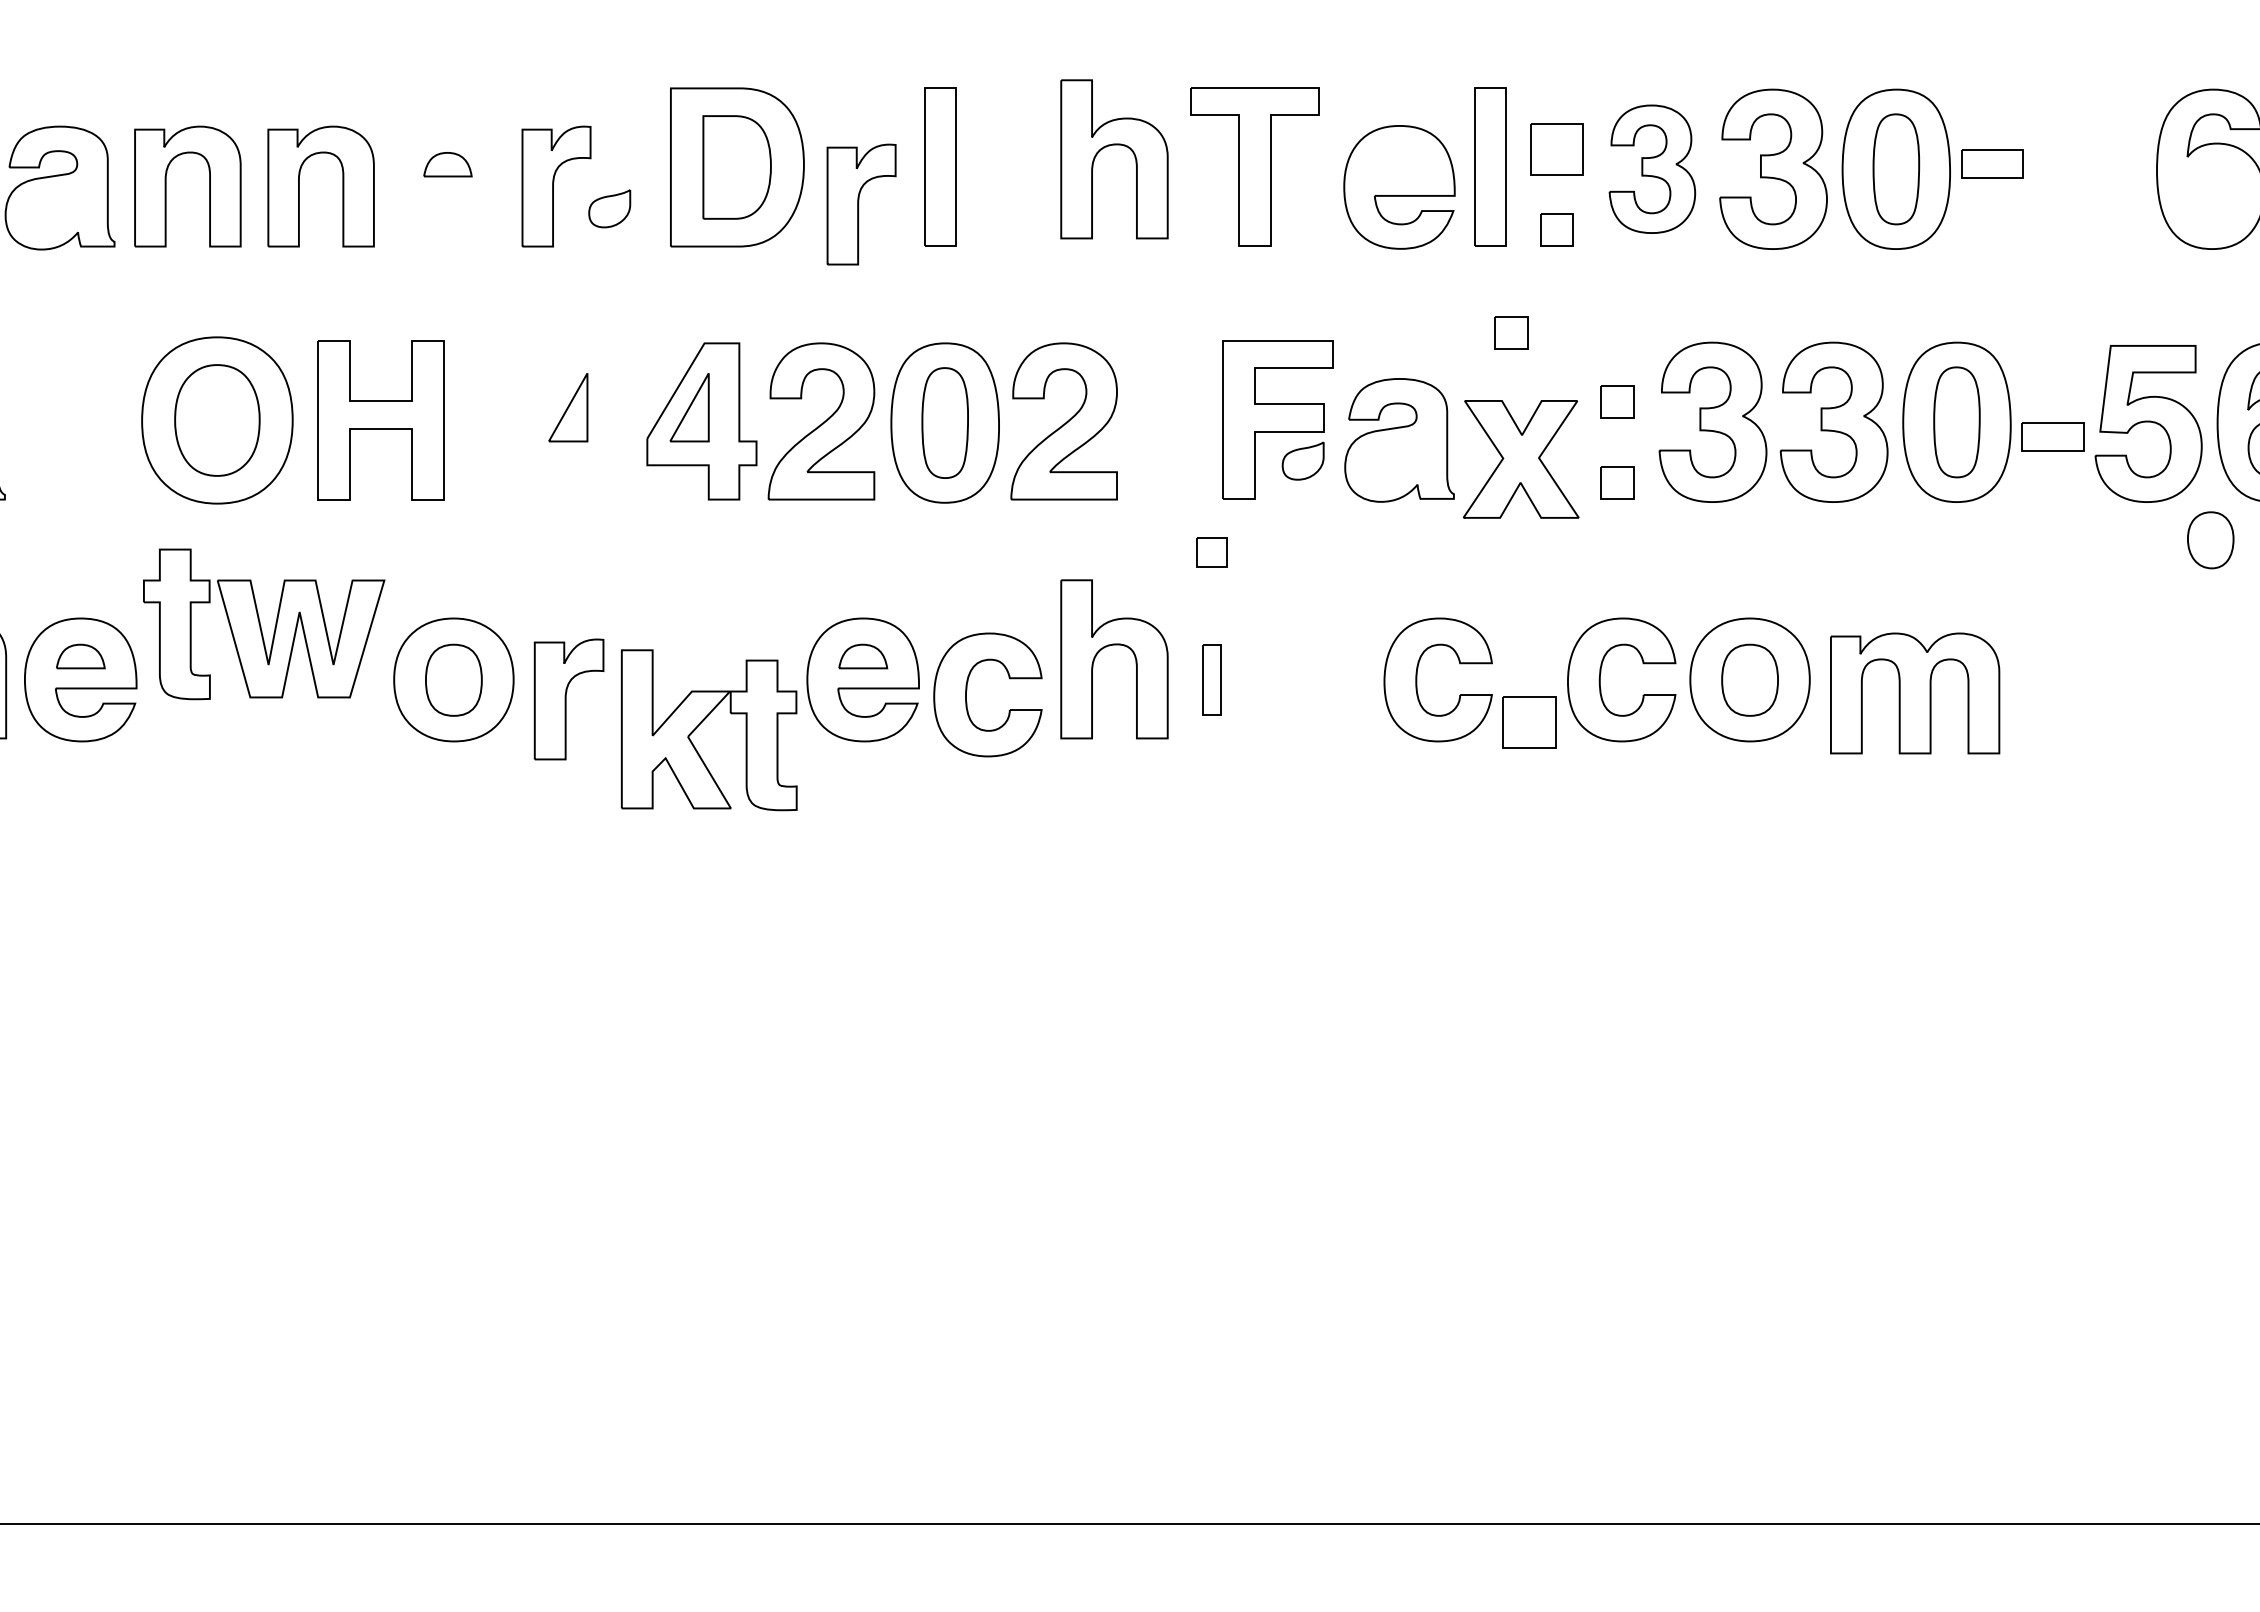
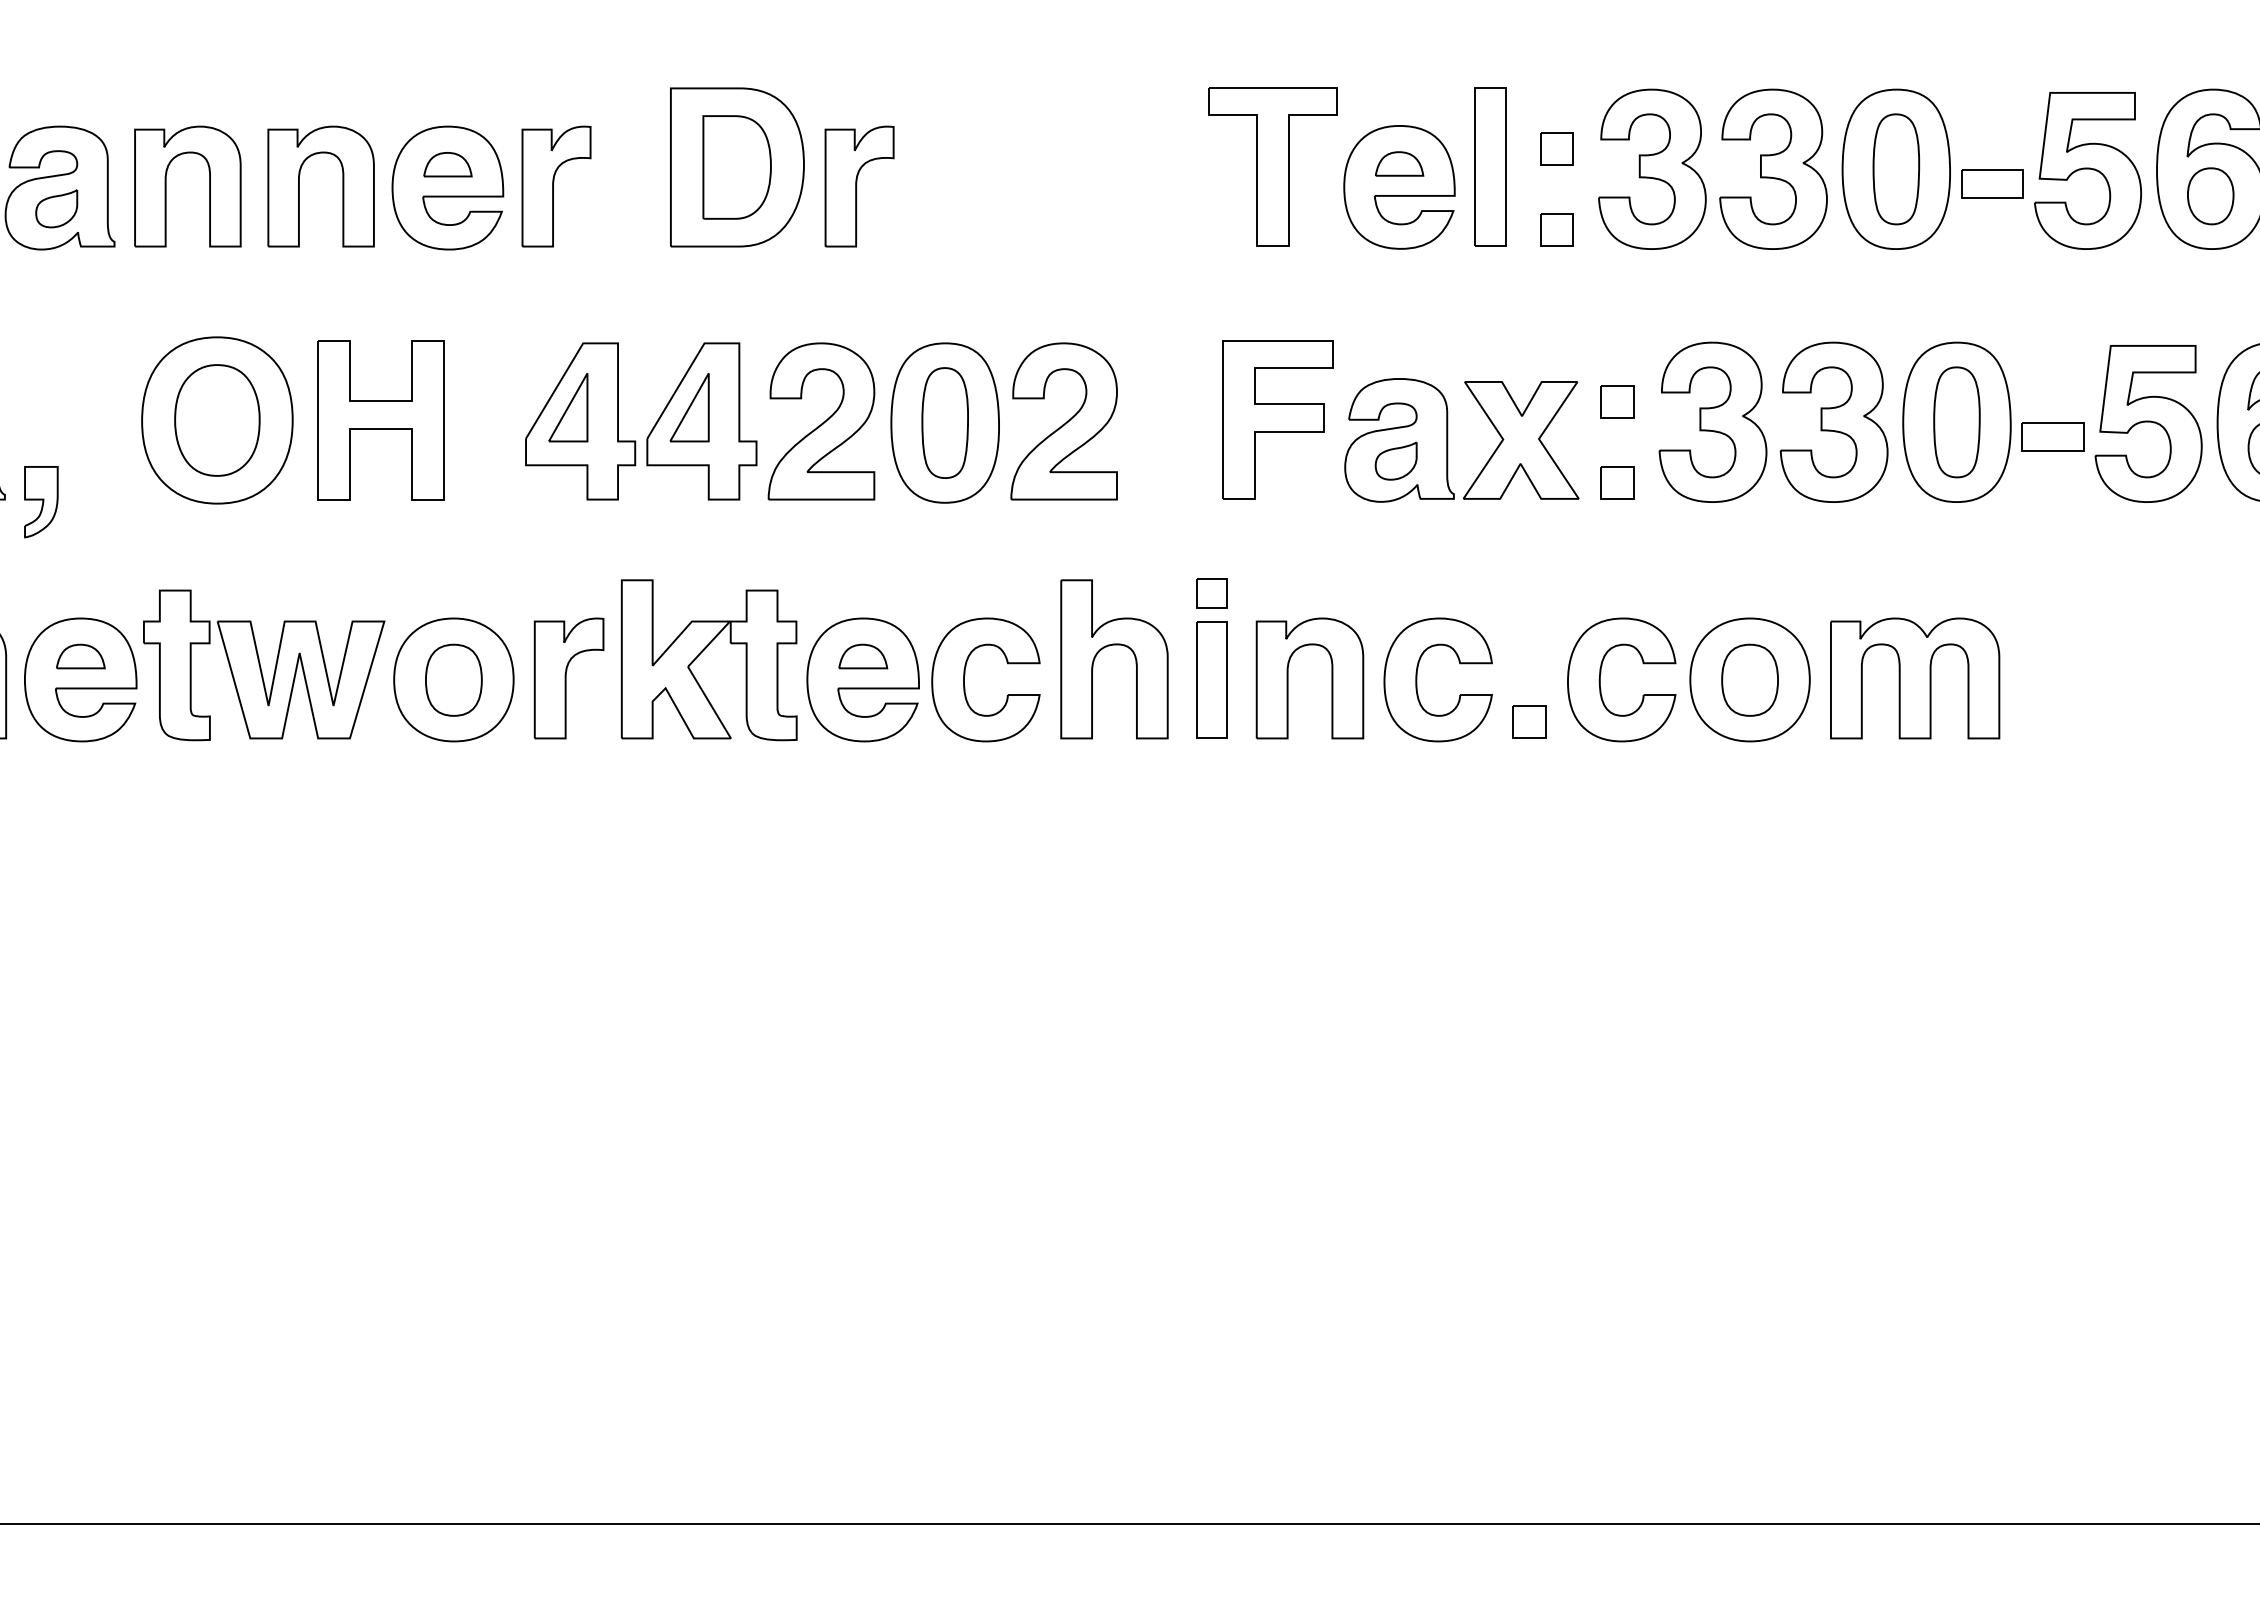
part: present -> none (1109, 146)
part size: 54x53 px -> 34x34 px (1556, 148)
part: none -> present (1399, 163)
part position: (1992, 163) -> (1992, 183) (1992, 183)
part: present -> none (940, 166)
part position: (1254, 166) -> (1272, 166) (1272, 166)
part size: 89x130 px -> 109x162 px (1652, 168)
part: none -> present (2087, 170)
part: none -> present (447, 187)
part position: (861, 204) -> (859, 186) (859, 186)
part position: (609, 208) -> (56, 208) (56, 208)
part: present -> none (1511, 332)
part: none -> present (580, 421)
part position: (1521, 459) -> (1521, 440) (1521, 440)
part position: (1302, 460) -> (1395, 460) (1395, 460)
part: none -> present (41, 502)
part position: (2210, 540) -> (2210, 196) (2210, 196)
part position: (1211, 552) -> (1211, 593) (1211, 593)
part position: (264, 624) -> (264, 665) (264, 665)
part: none -> present (1288, 678)
part size: 20x72 px -> 32x118 px (1211, 679)
part position: (967, 690) -> (965, 675) (965, 675)
part position: (1915, 693) -> (1915, 678) (1915, 678)
part position: (568, 699) -> (568, 678) (568, 678)
part position: (702, 722) -> (702, 652) (702, 652)
part size: 55x53 px -> 35x34 px (1529, 721)
